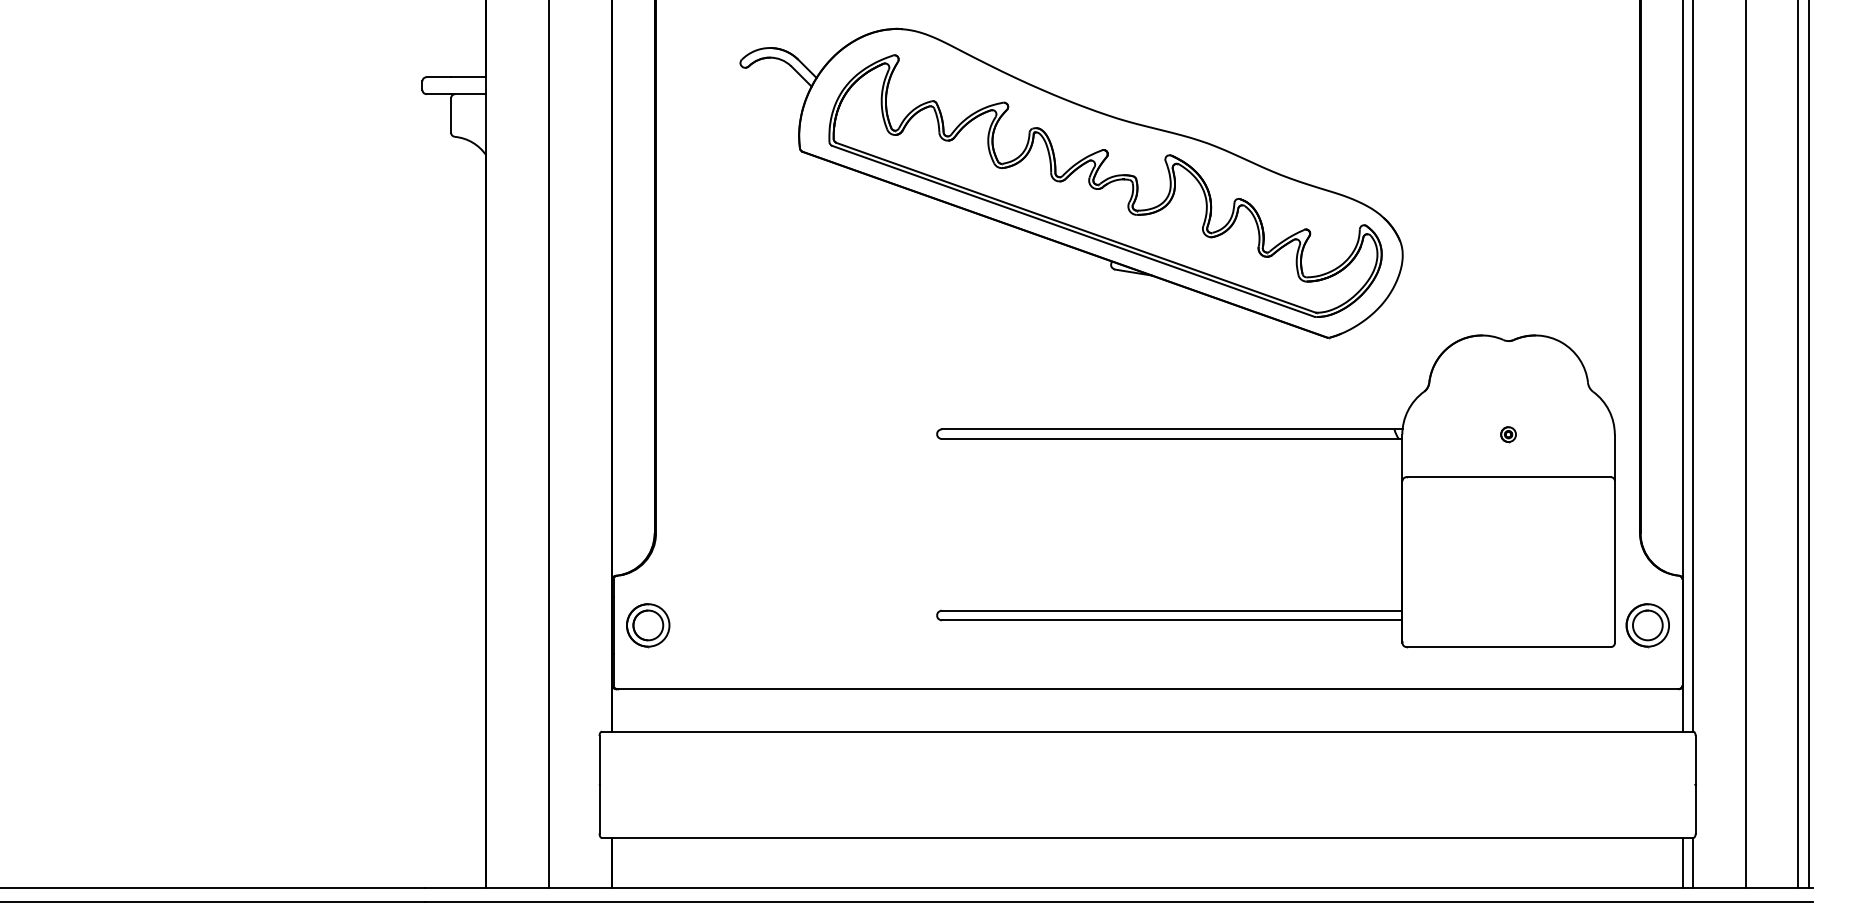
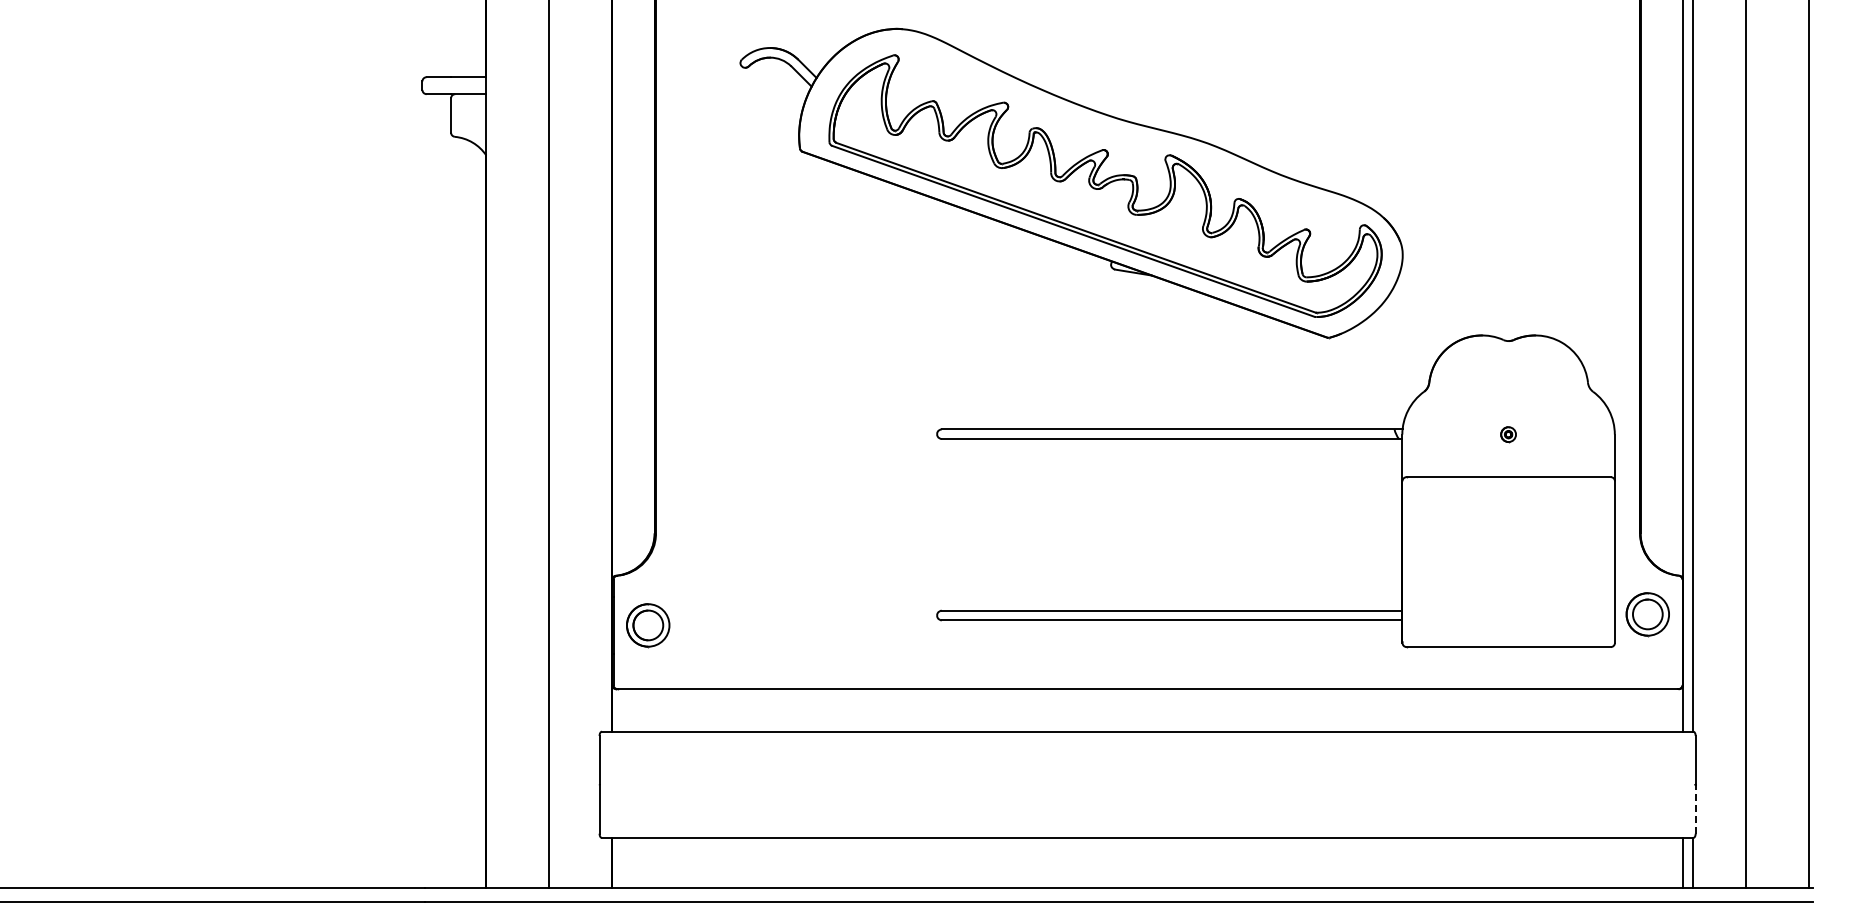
line: present -> none (1798, 444)
part position: (1647, 625) -> (1647, 614) (1647, 614)
line: solid -> dashed (1695, 808)
